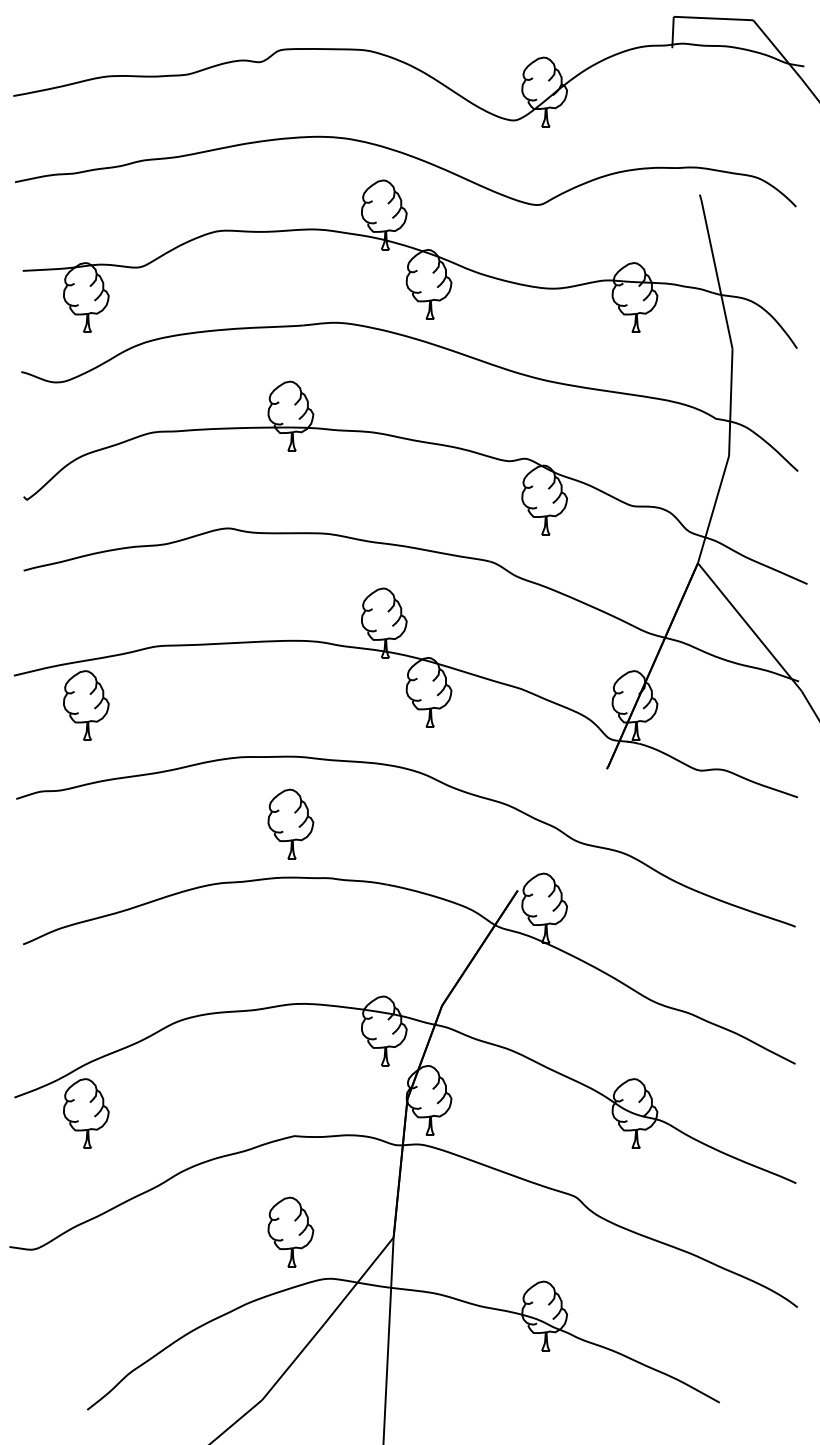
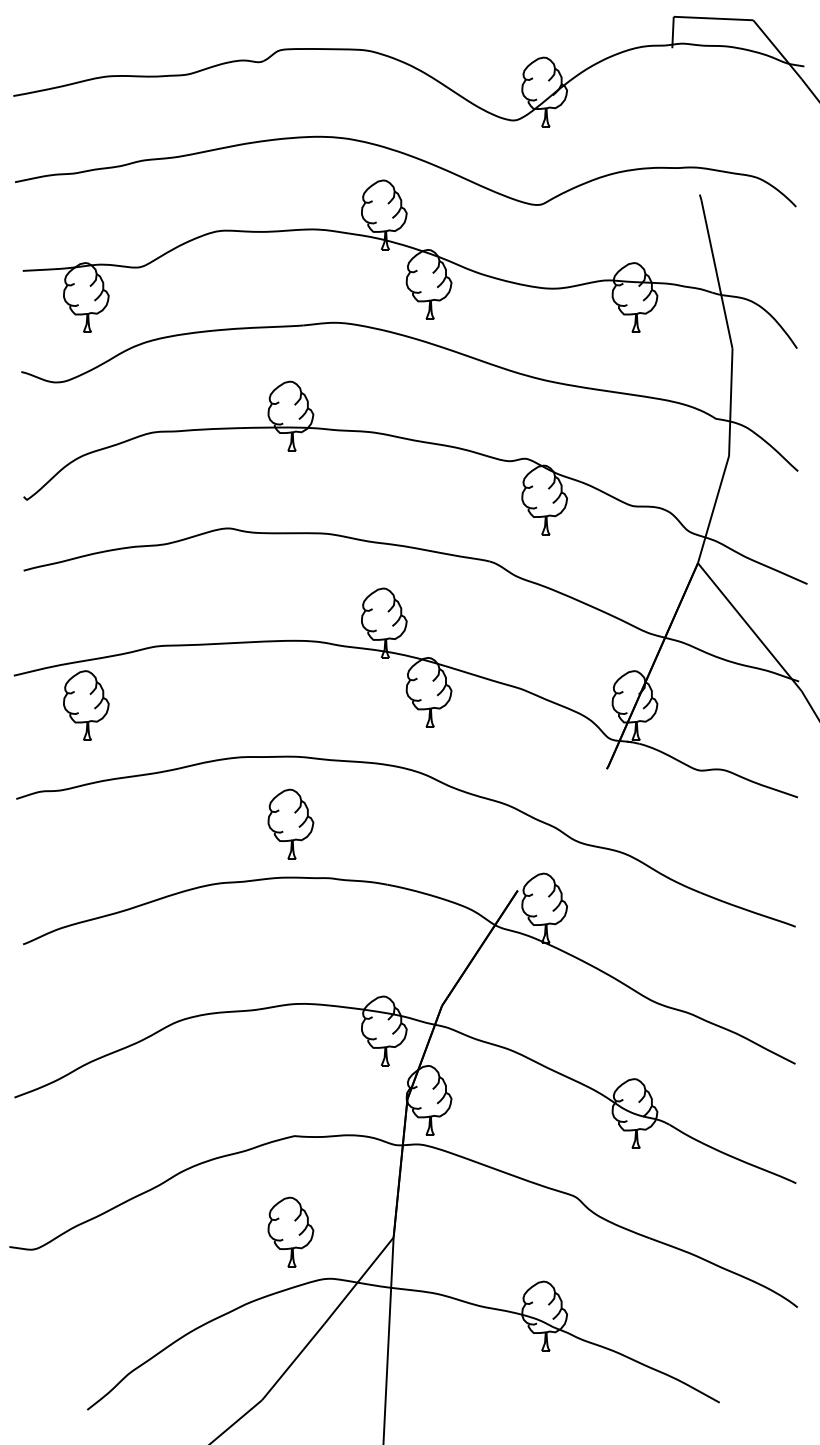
part: present -> none (86, 1113)
